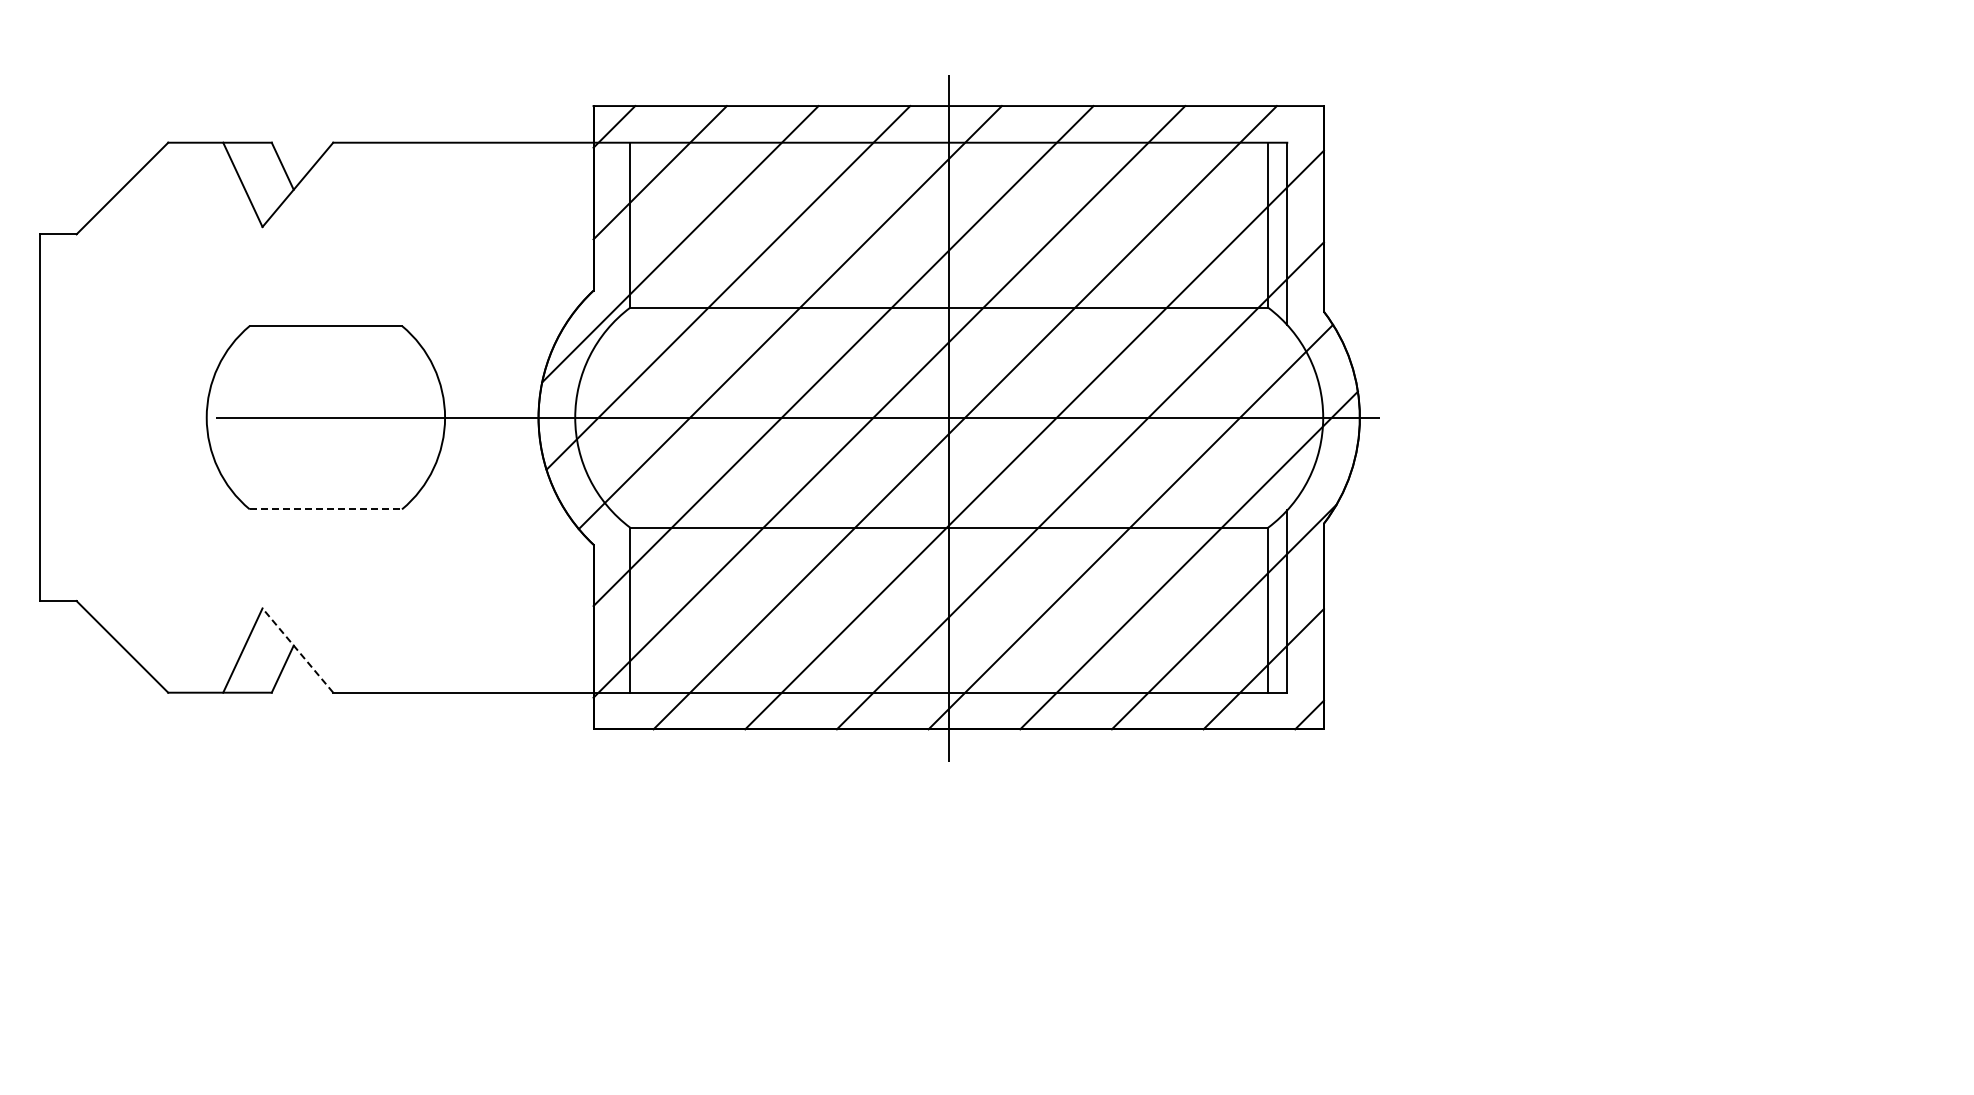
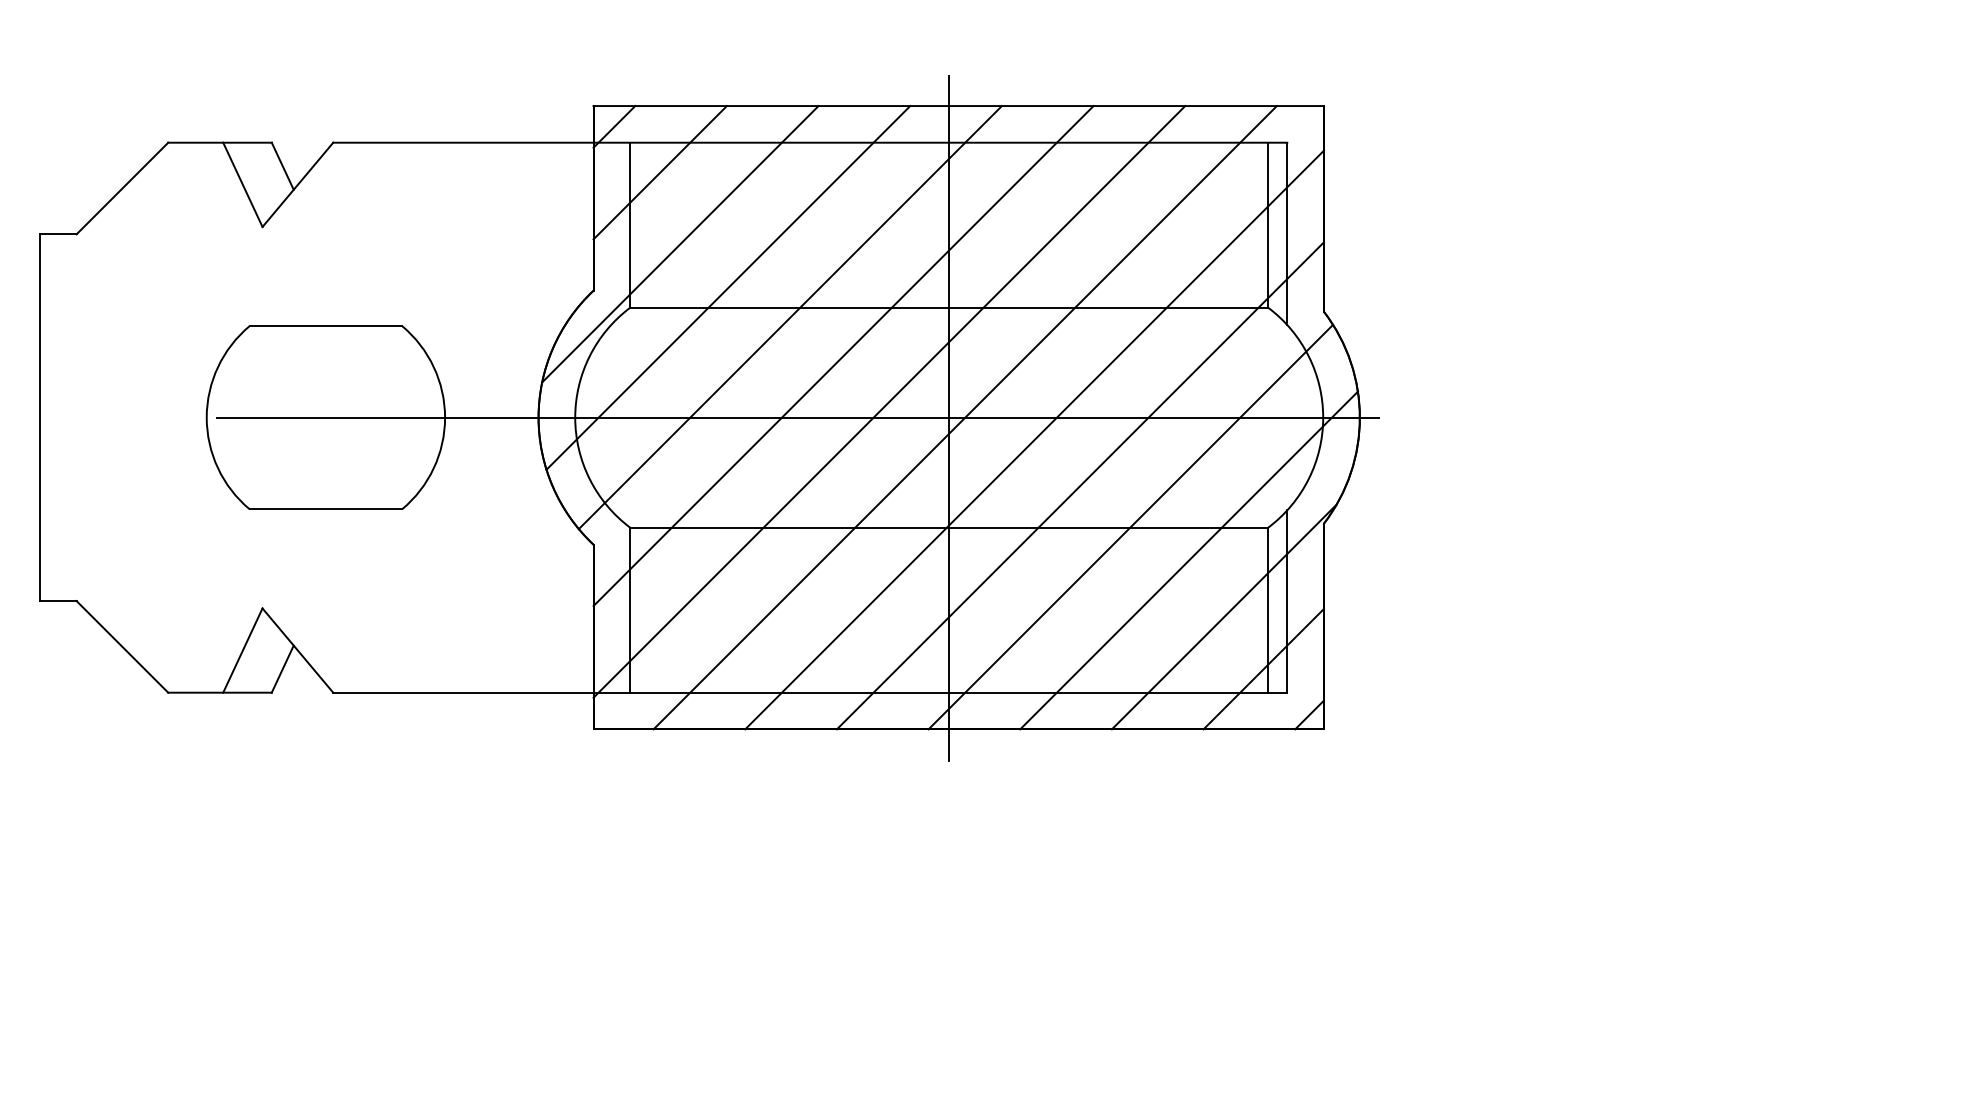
line: dashed -> solid (326, 509)
line: dashed -> solid (297, 650)
